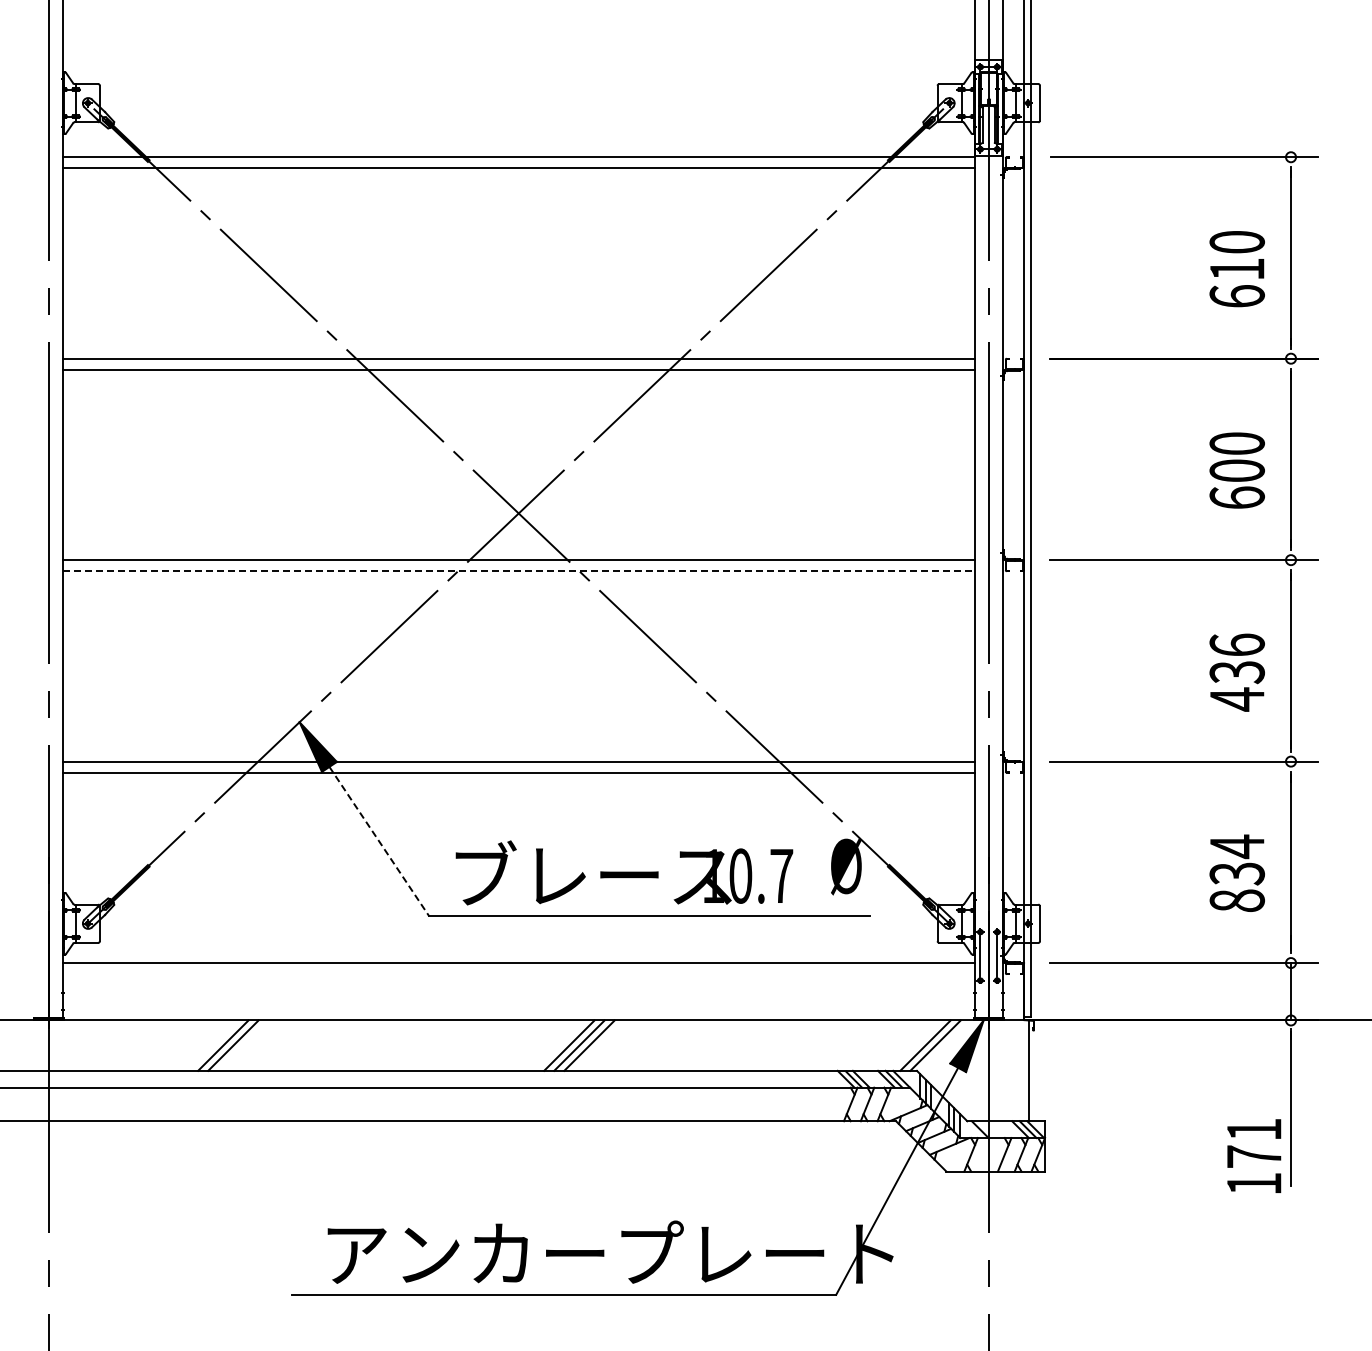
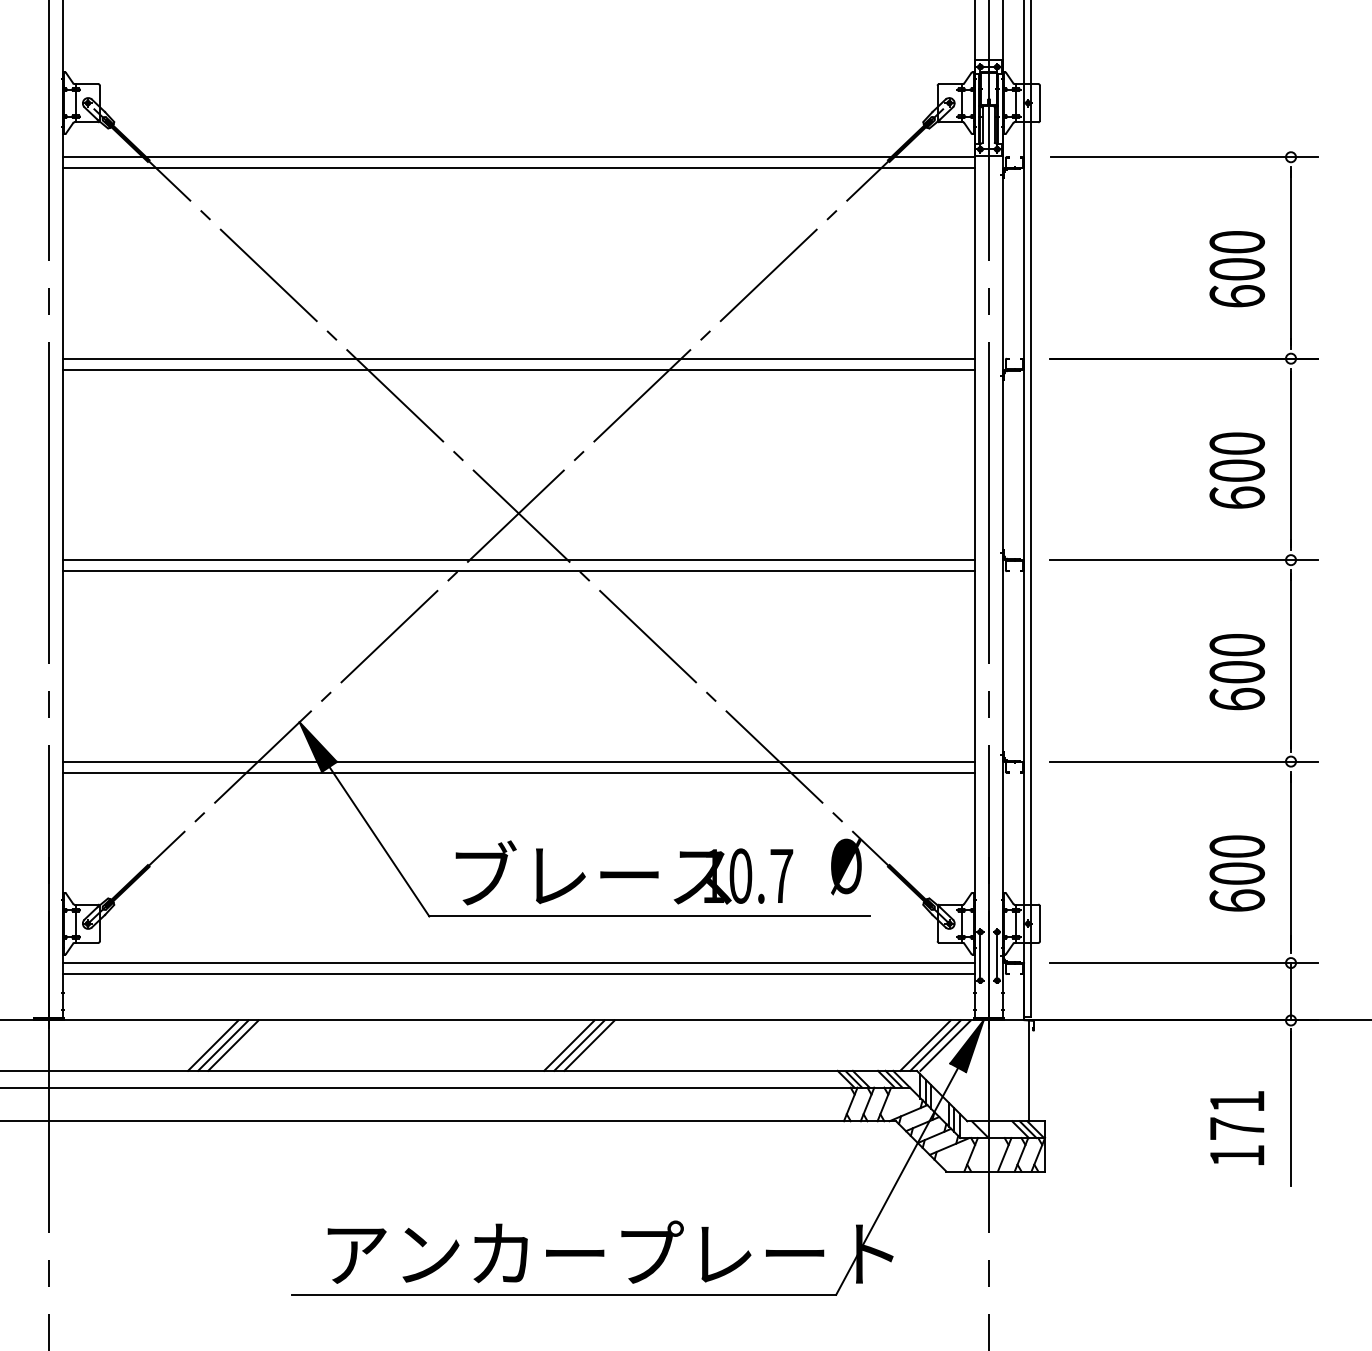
text: 610 -> 600 (1237, 269)
line: dashed -> solid (518, 571)
text: 436 -> 600 (1236, 672)
line: dashed -> solid (379, 841)
text: 834 -> 600 (1237, 872)
line: none -> present (518, 974)
line: none -> present (213, 1045)
line: none -> present (945, 1045)
text position: (1254, 1155) -> (1237, 1127) (1237, 1127)
